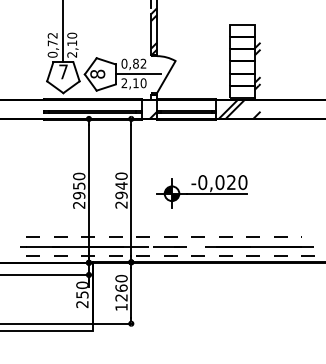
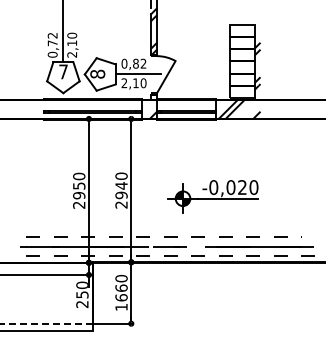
part position: (201, 191) -> (212, 196) (212, 196)
text: 1260 -> 1660 (121, 297)
line: solid -> dashed (46, 323)
